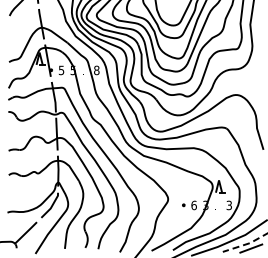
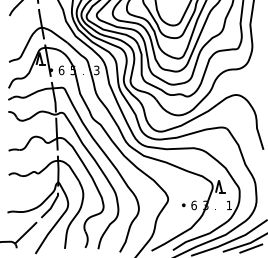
text: 5 -> 6 (61, 70)
text: 8 -> 3 (96, 70)
text: 3 -> 1 (228, 205)
line: dashed -> solid (246, 244)
